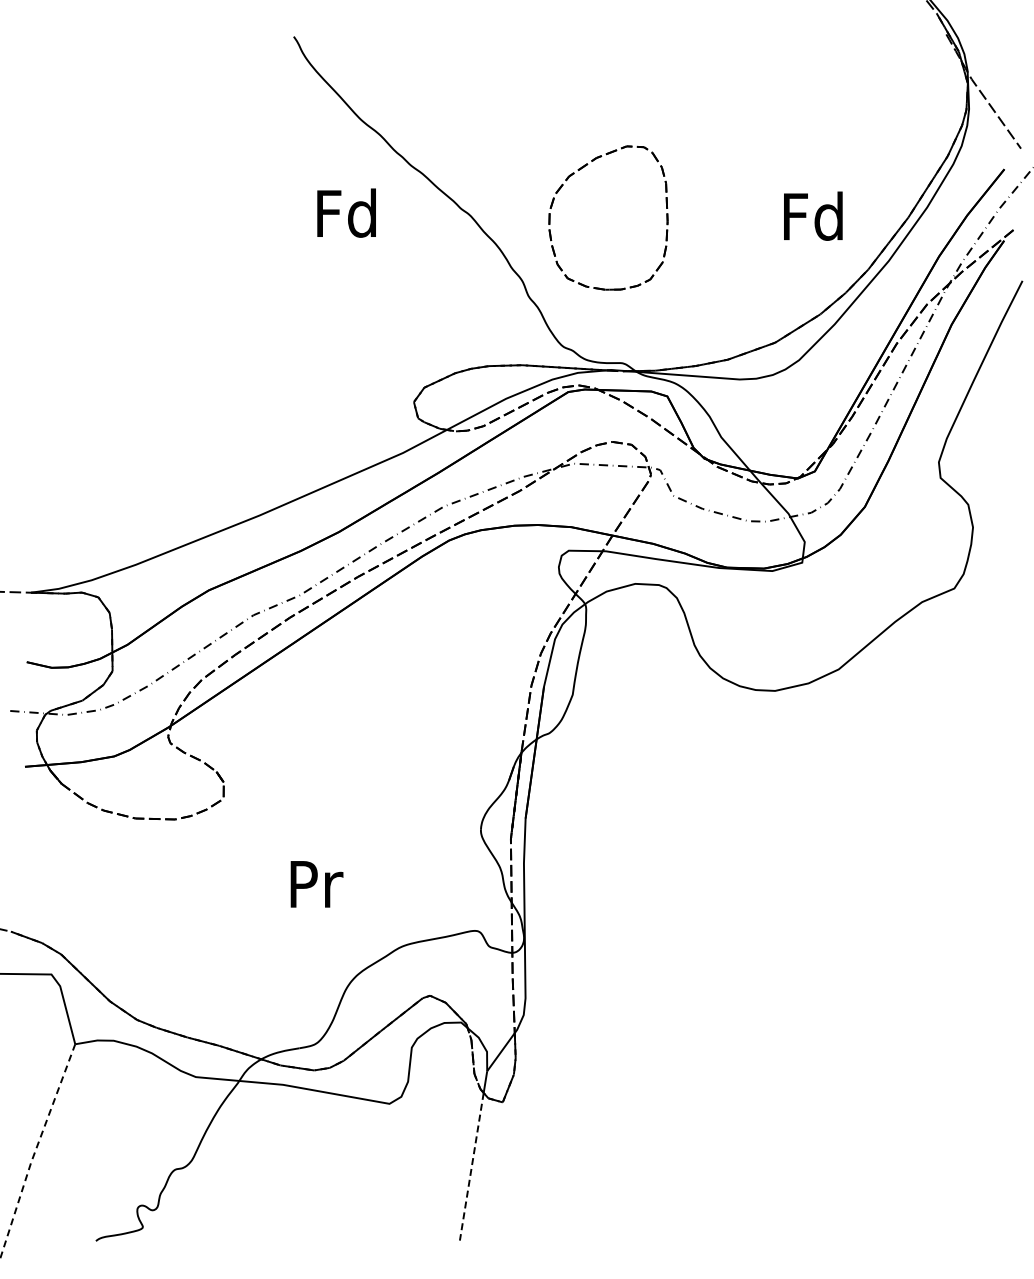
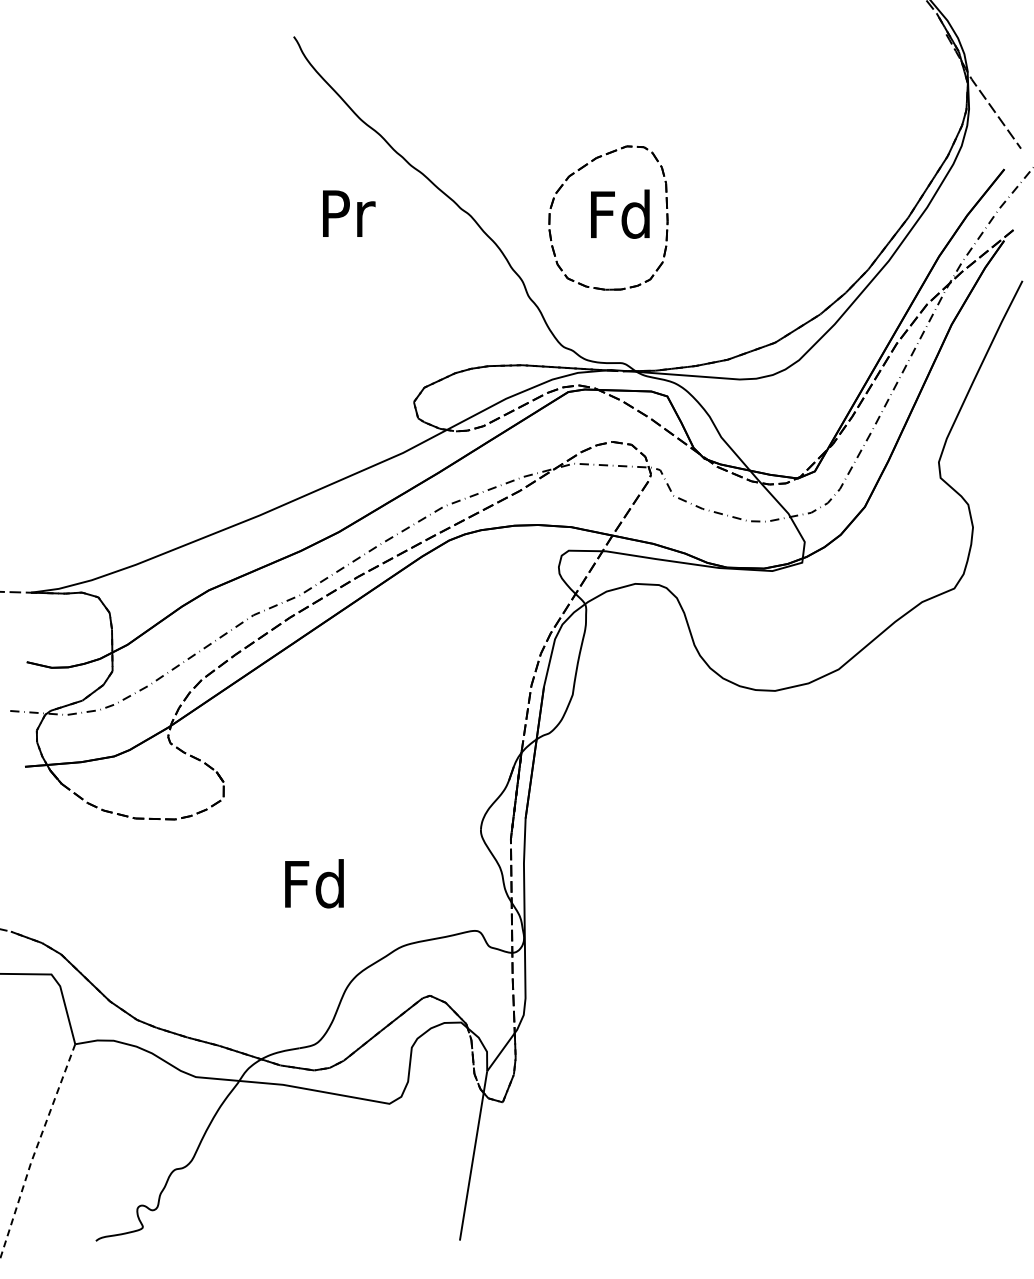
text: Fd -> Pr (346, 212)
text position: (813, 215) -> (620, 213) (620, 213)
text: Pr -> Fd (314, 883)
line: dashed -> solid (471, 1166)
